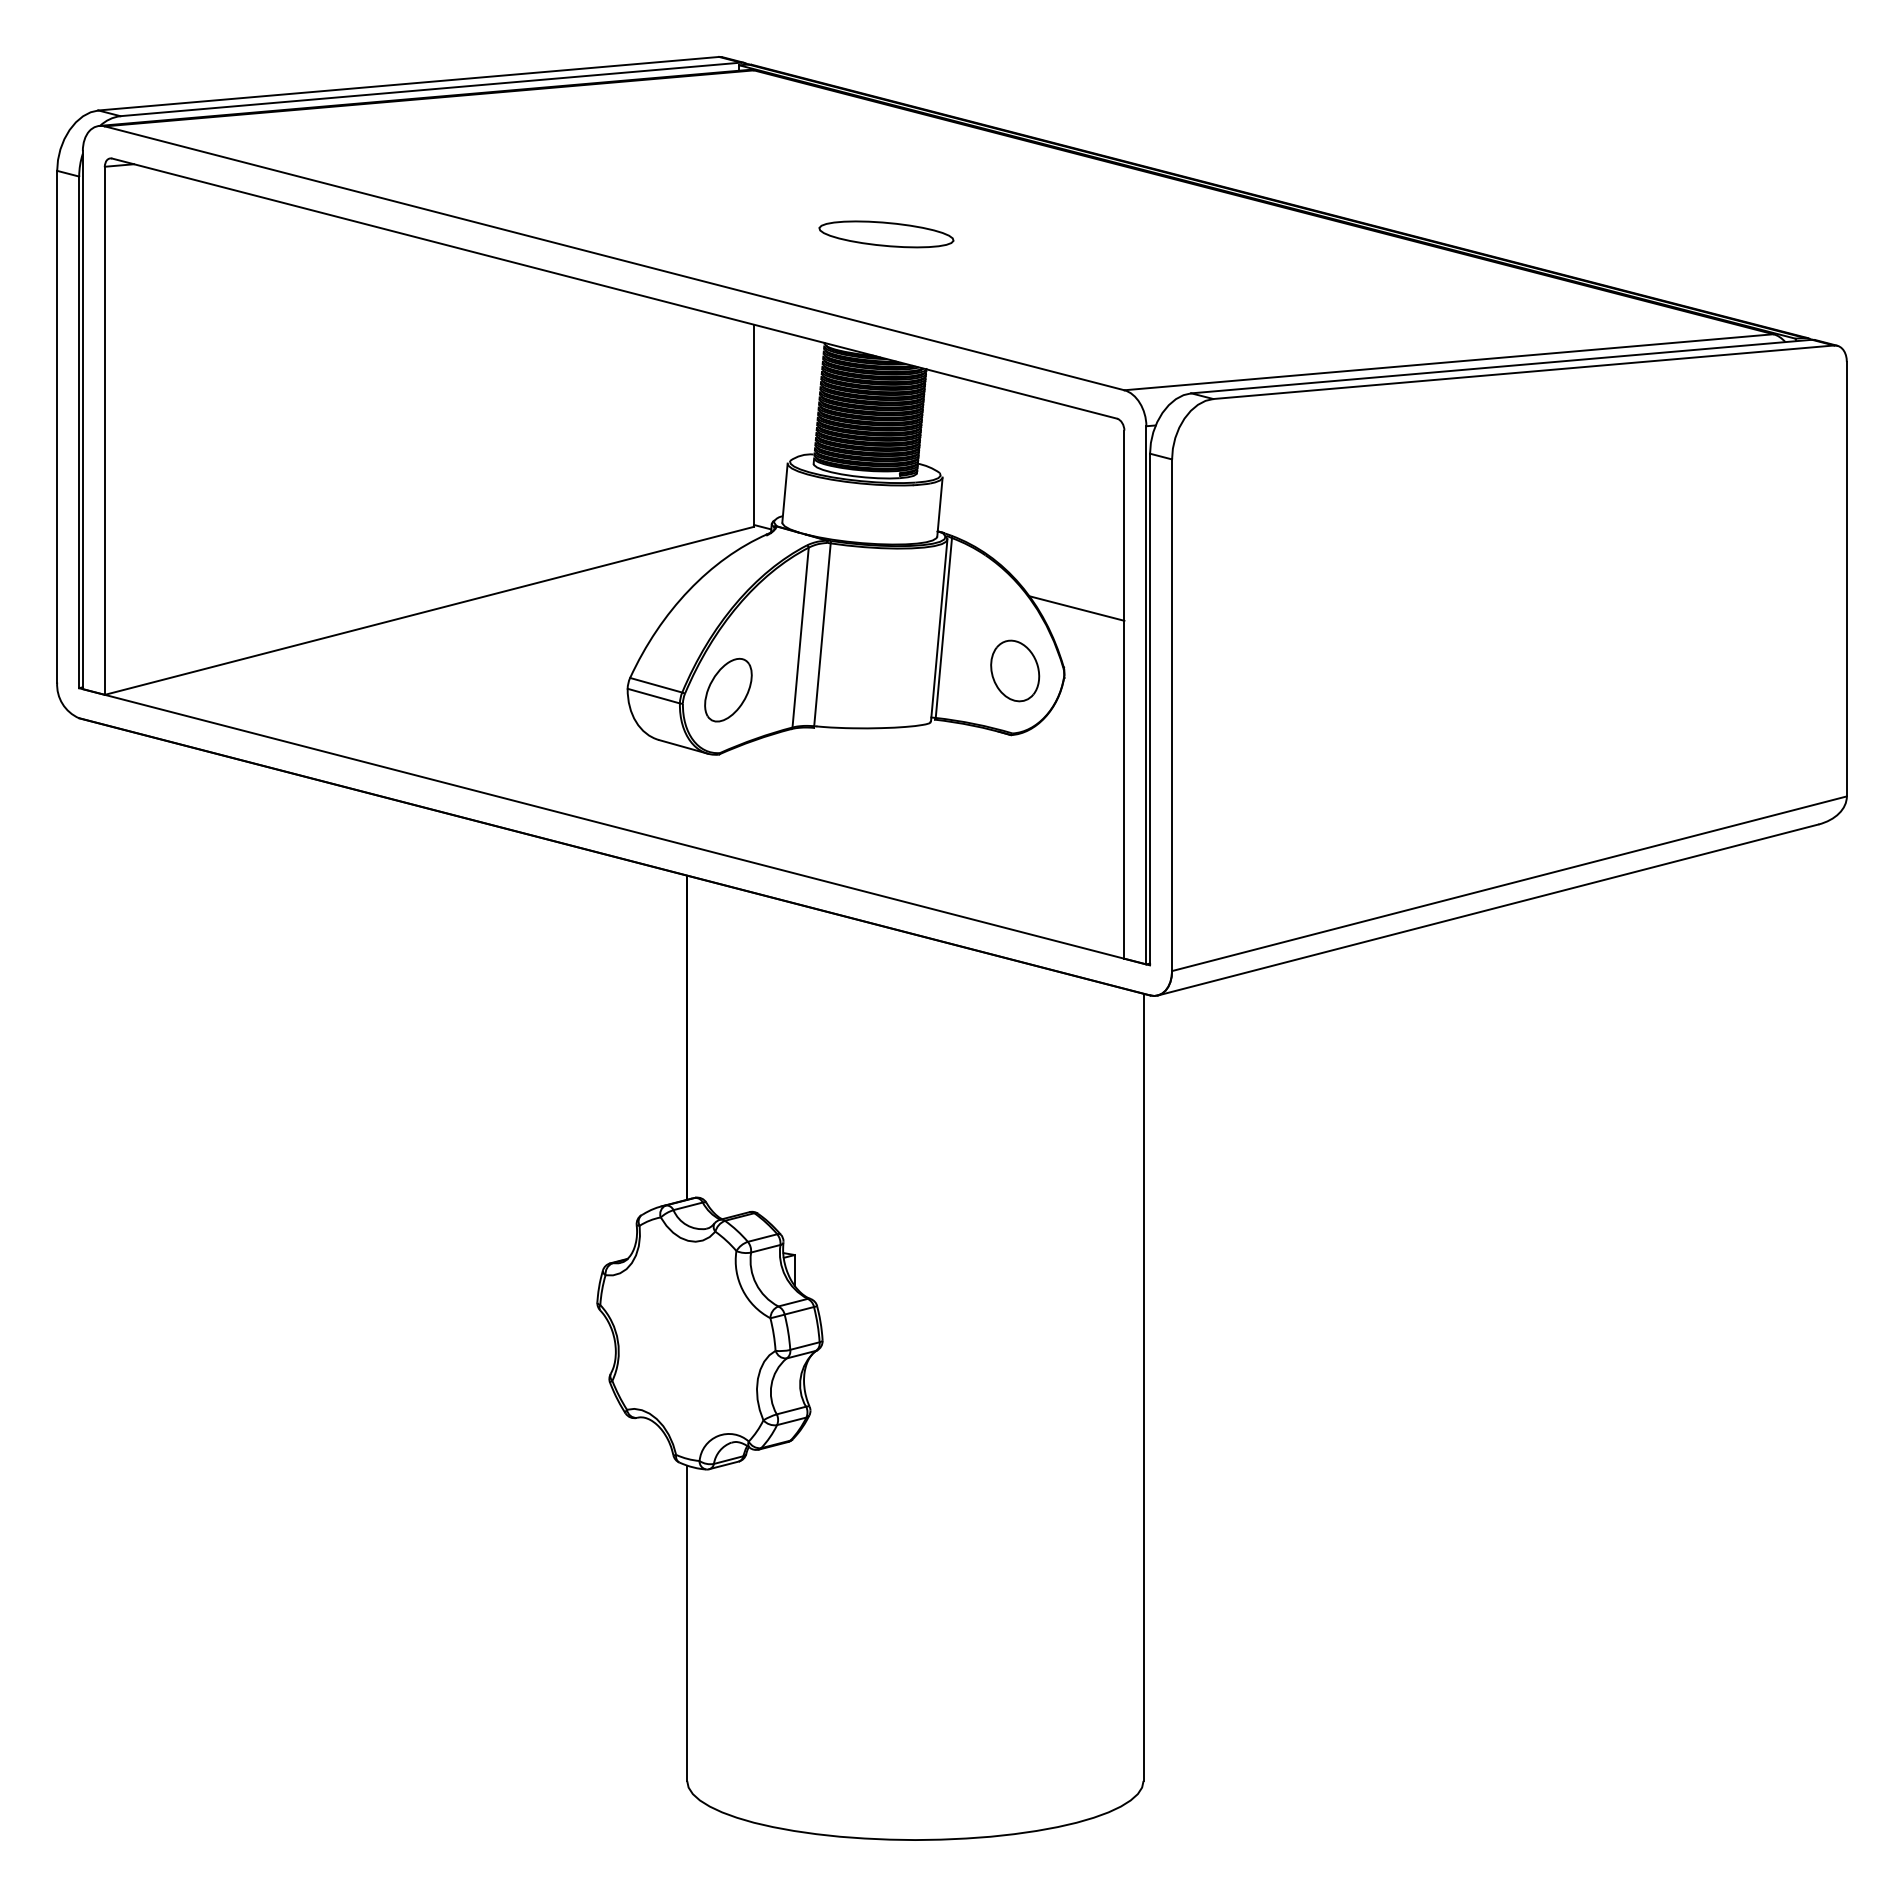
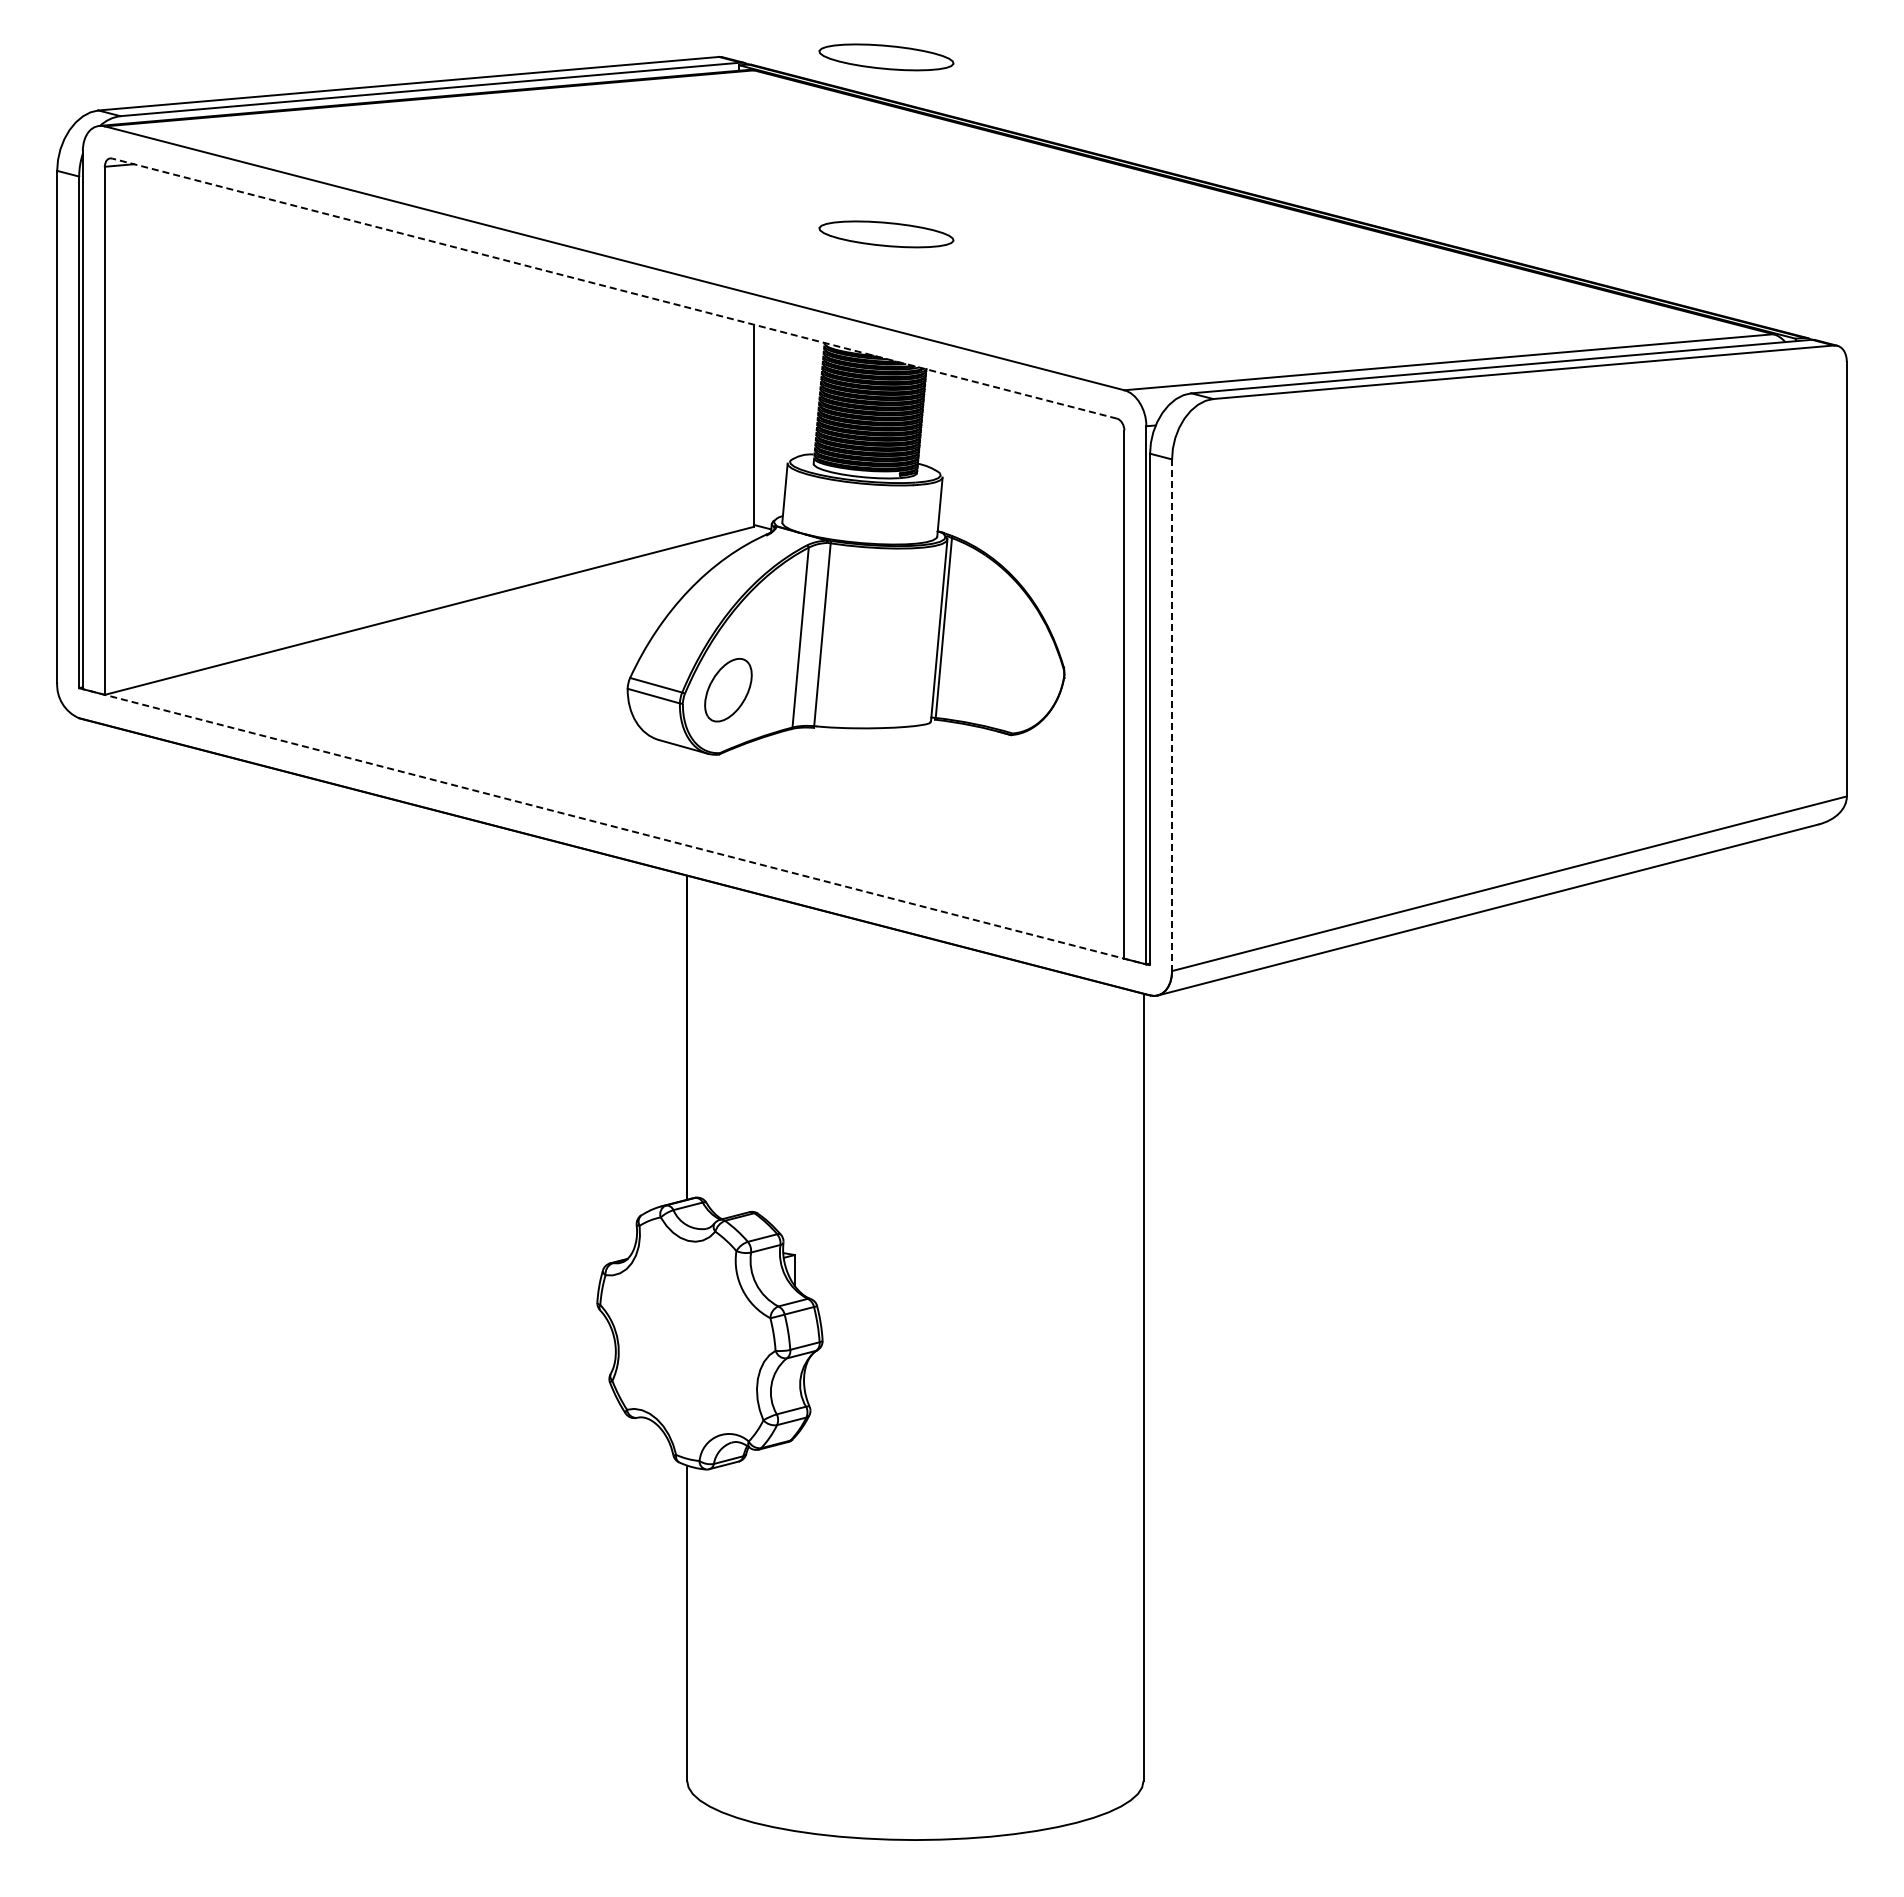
part: none -> present (886, 57)
line: solid -> dashed (614, 288)
line: present -> none (1076, 608)
part: present -> none (1015, 670)
line: solid -> dashed (1172, 715)
line: solid -> dashed (614, 826)
